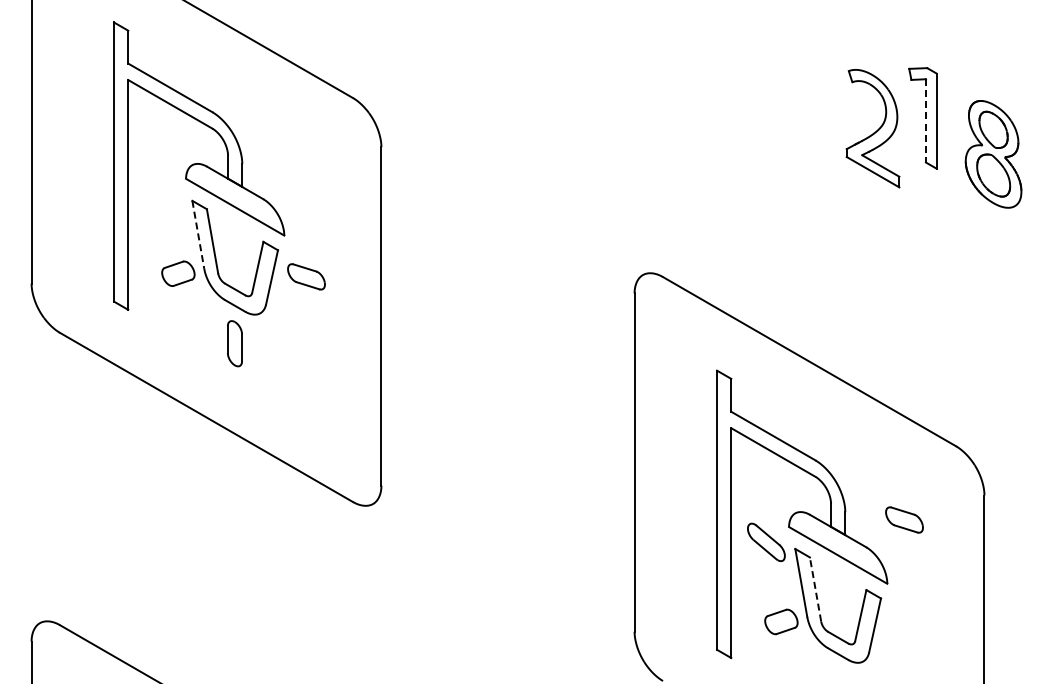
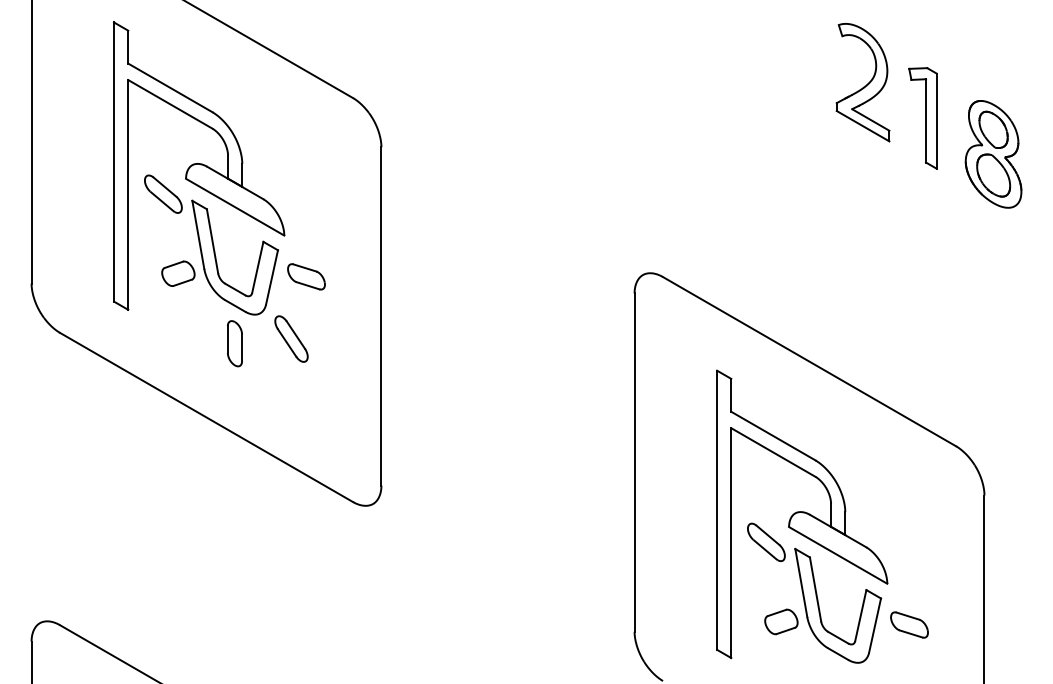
line: dashed -> solid (925, 120)
part position: (872, 128) -> (862, 82) (862, 82)
part: none -> present (163, 193)
line: dashed -> solid (198, 234)
part: none -> present (291, 338)
part position: (904, 519) -> (909, 624) (909, 624)
line: dashed -> solid (815, 588)
